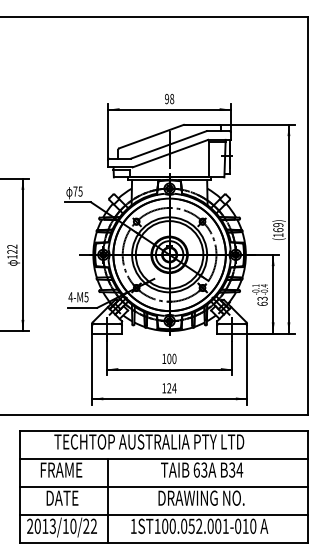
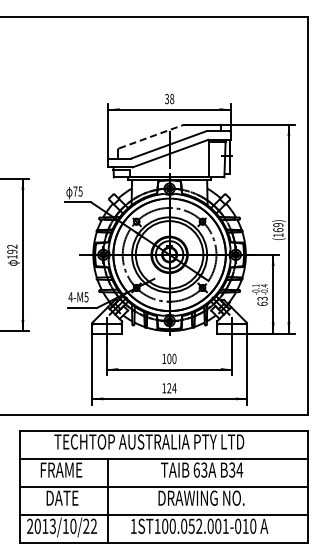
text: 98 -> 38 (167, 99)
line: solid -> dashed (151, 136)
text: 122 -> 192 (12, 251)
